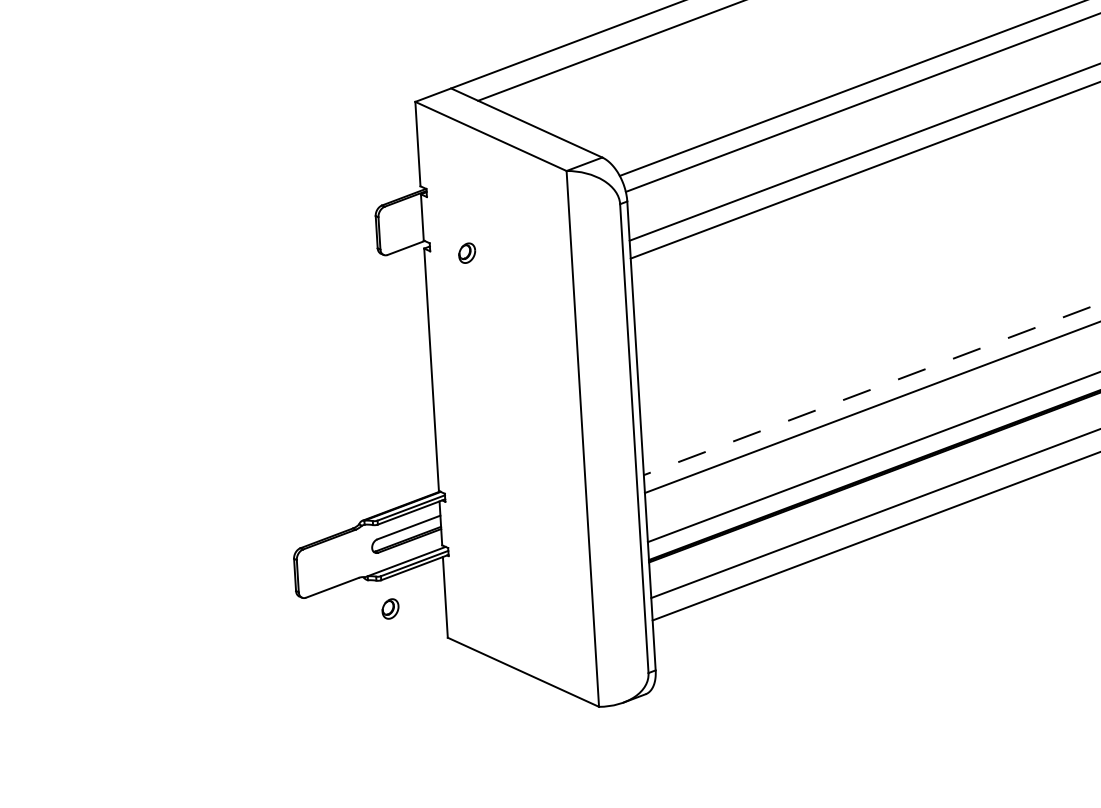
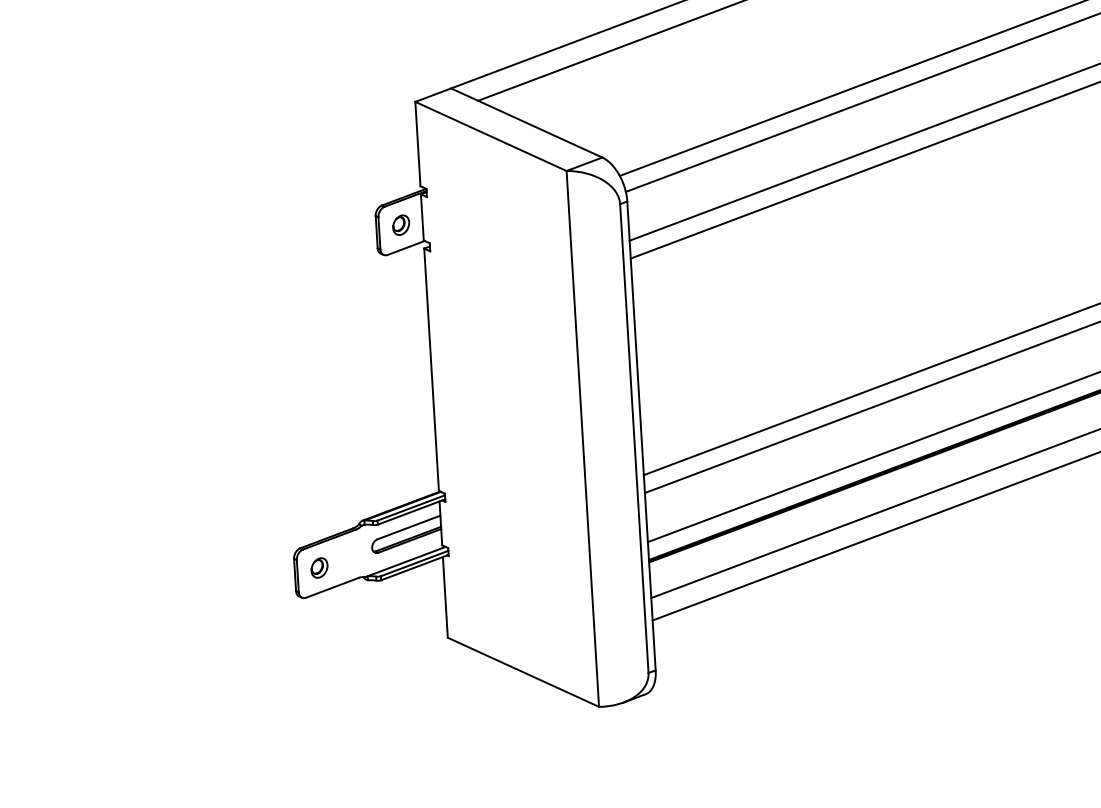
part position: (467, 252) -> (401, 224) (401, 224)
line: dashed -> solid (872, 389)
part position: (390, 608) -> (319, 567) (319, 567)
